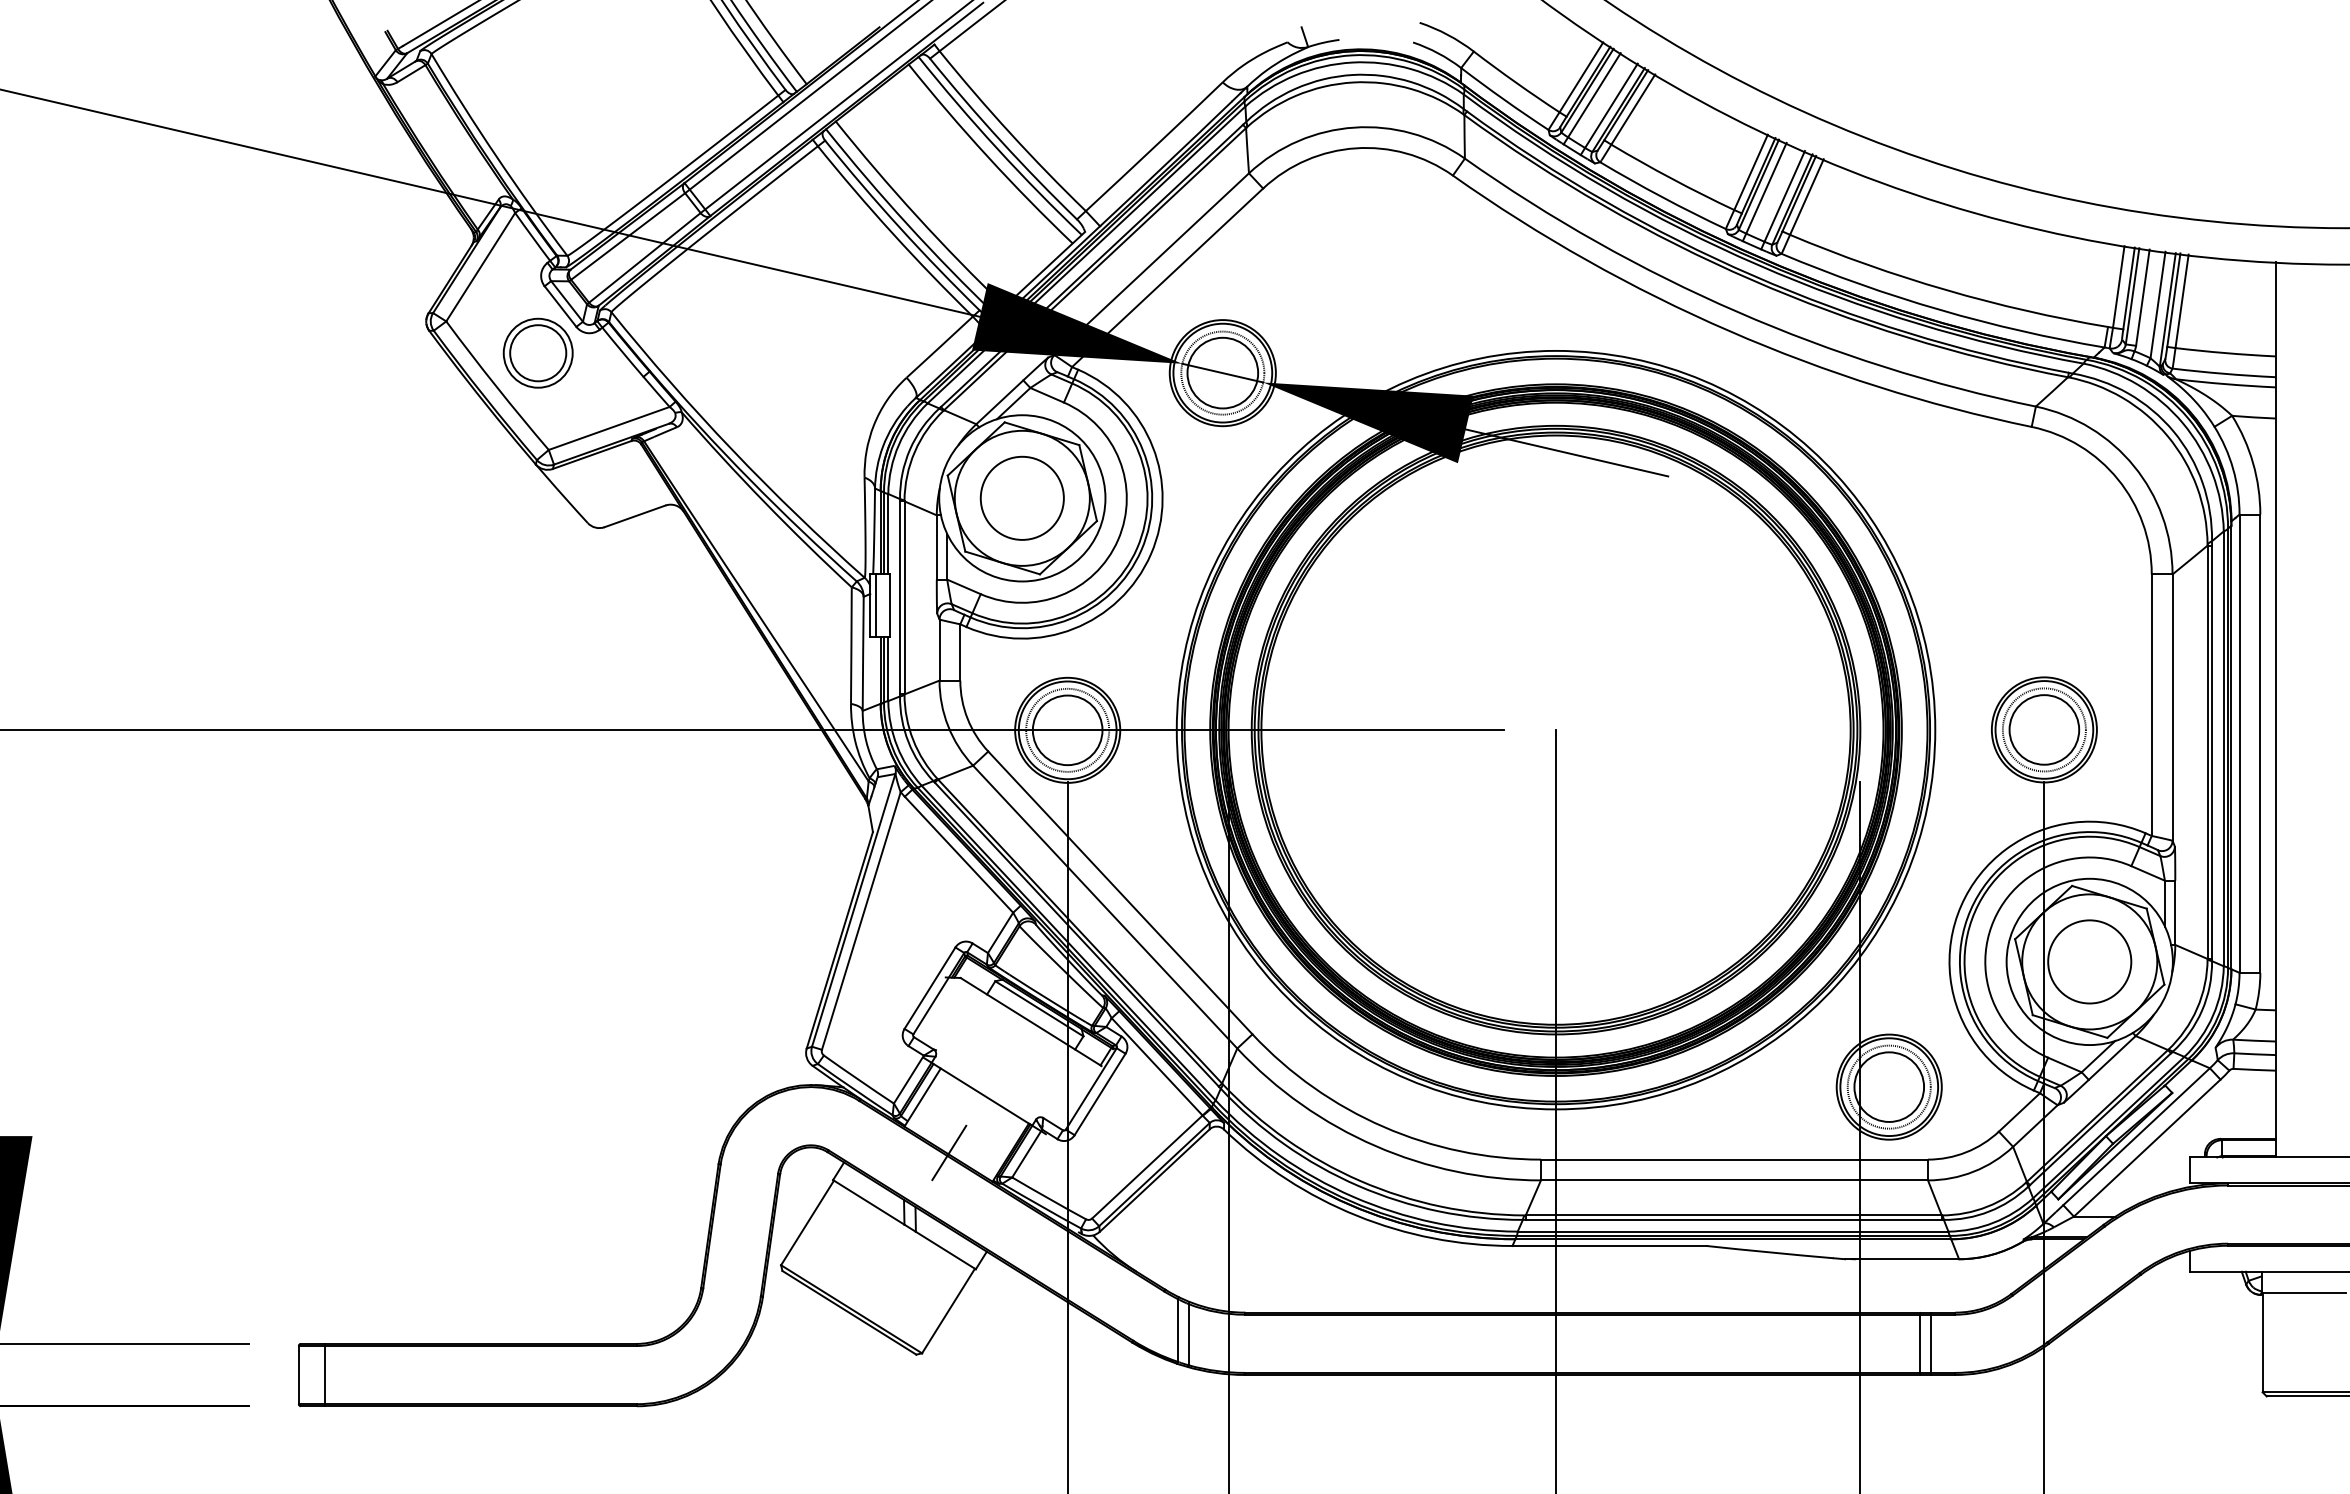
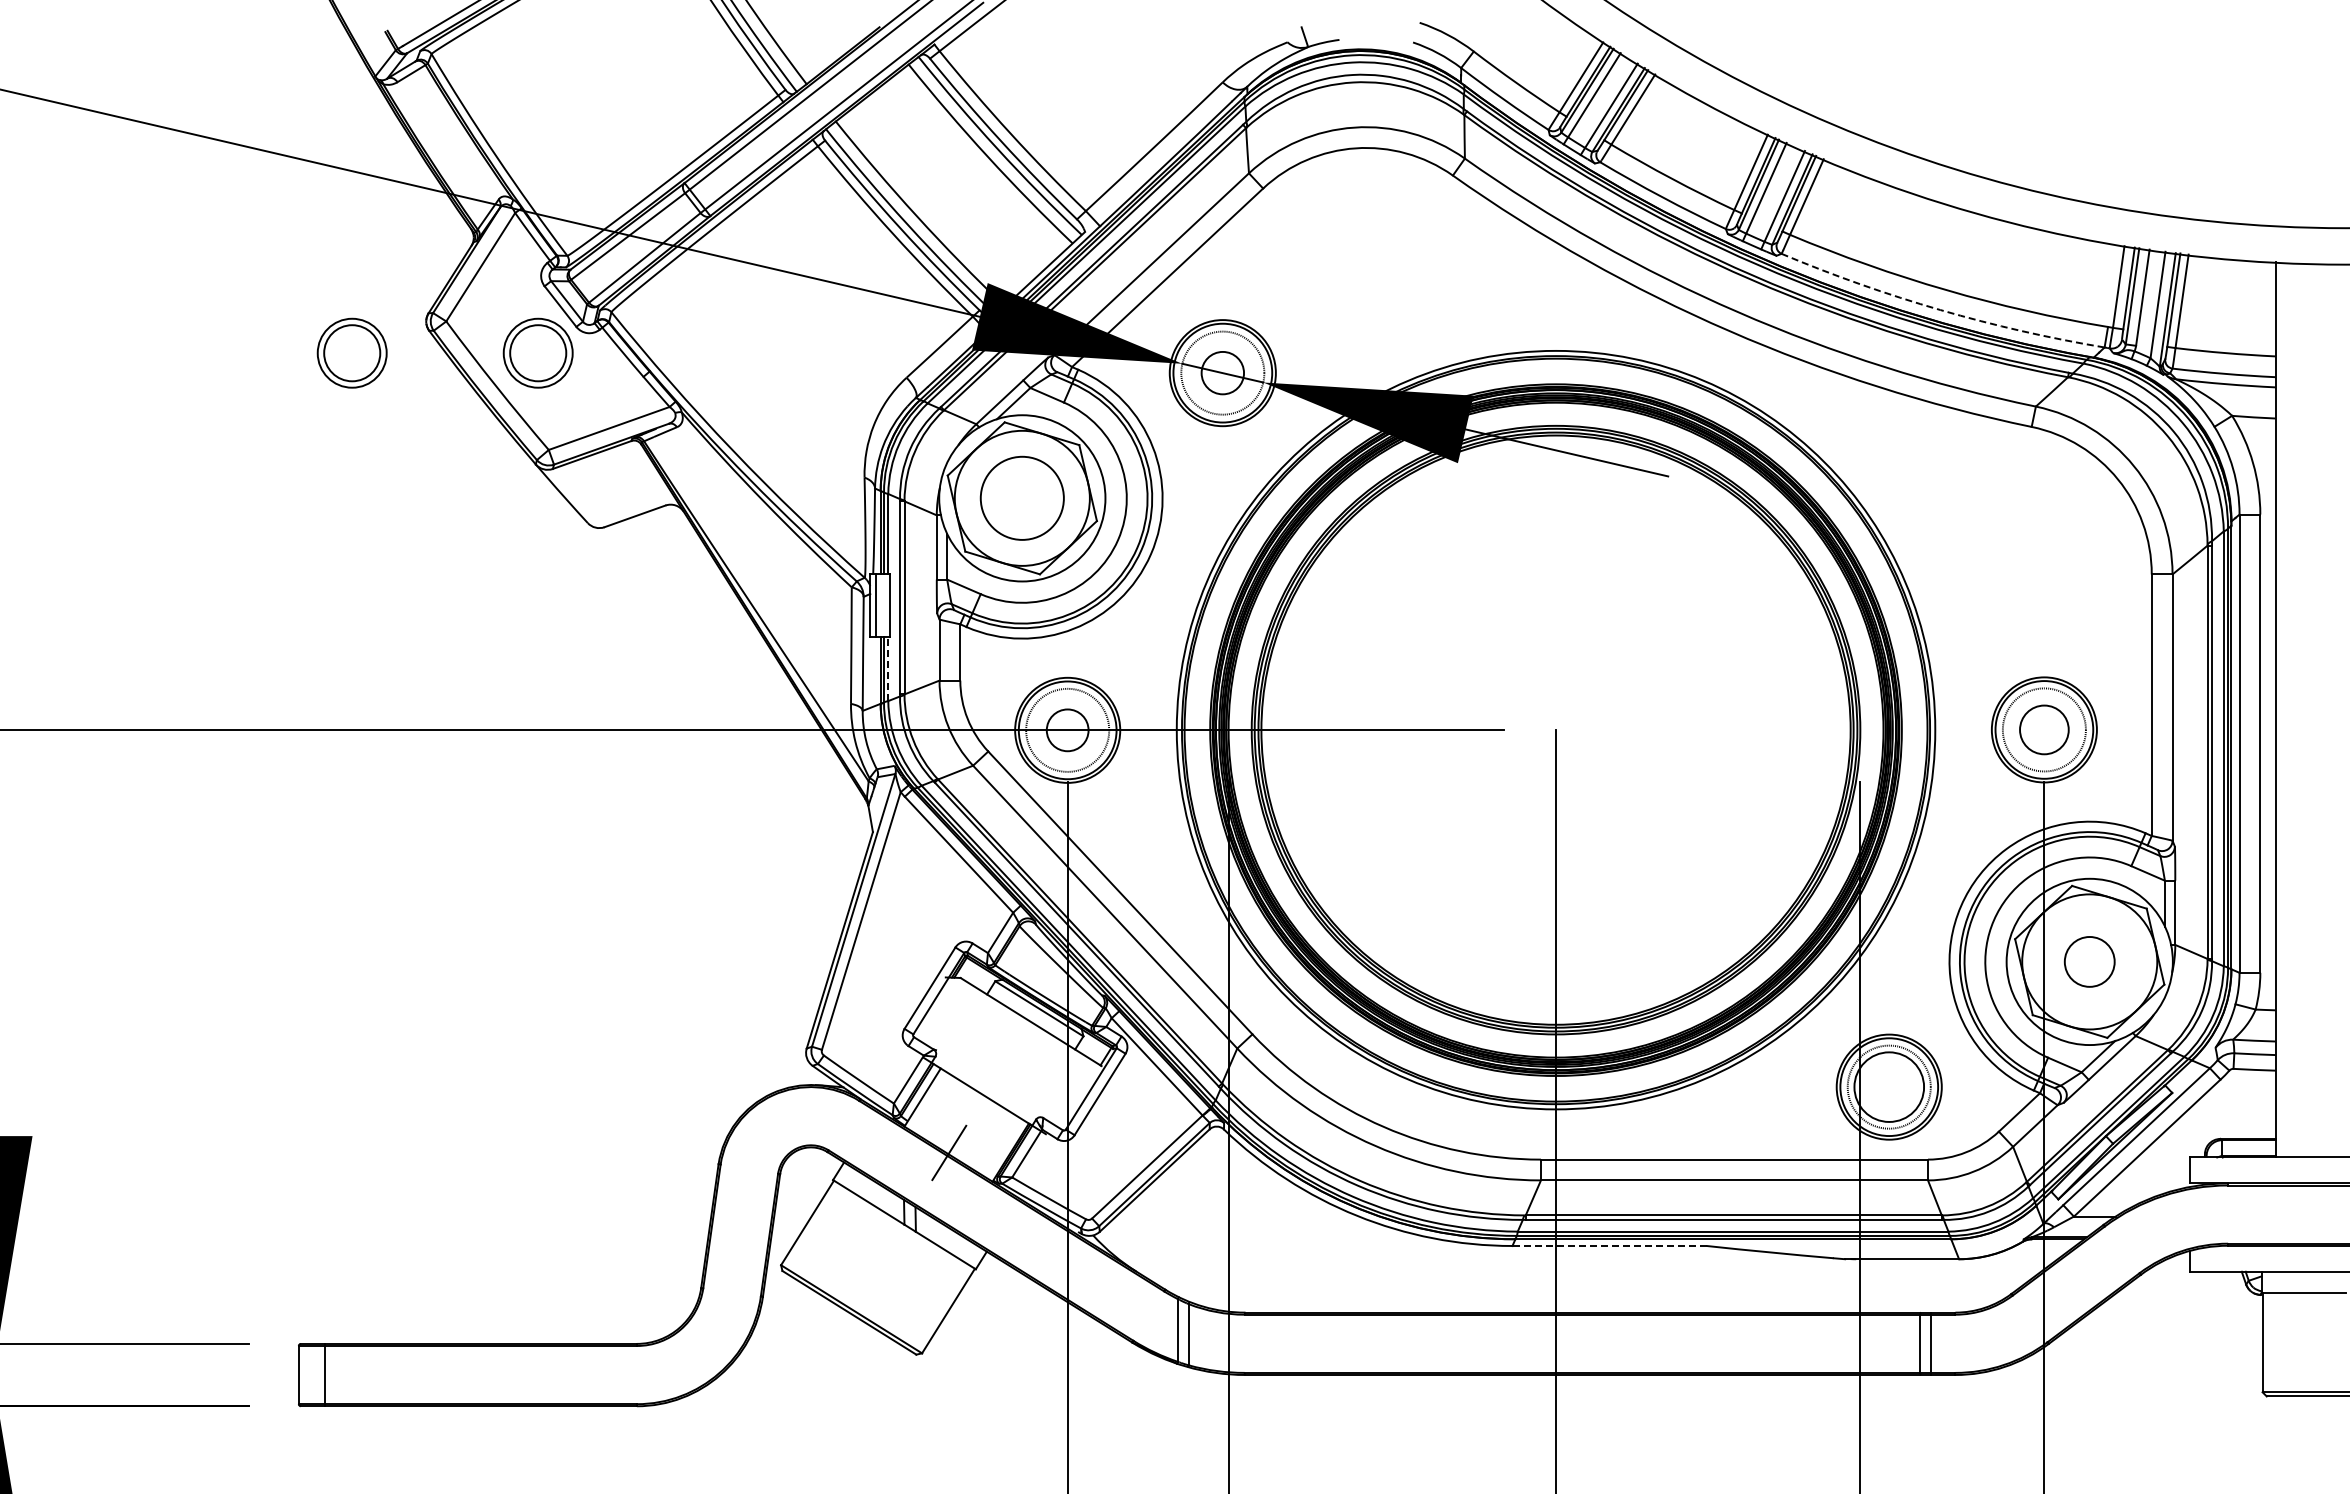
arc: solid -> dashed (1940, 310)
part: none -> present (351, 352)
circle diameter: 71 px -> 42 px (1222, 372)
line: solid -> dashed (888, 668)
circle diameter: 70 px -> 49 px (2044, 729)
circle diameter: 70 px -> 42 px (1067, 730)
circle diameter: 83 px -> 50 px (2089, 961)
line: solid -> dashed (1610, 1245)
